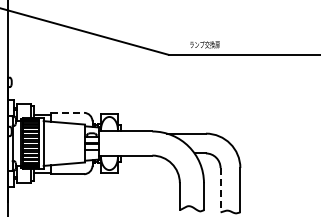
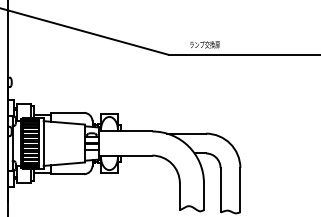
line: dashed -> solid (68, 112)
line: dashed -> solid (220, 190)
